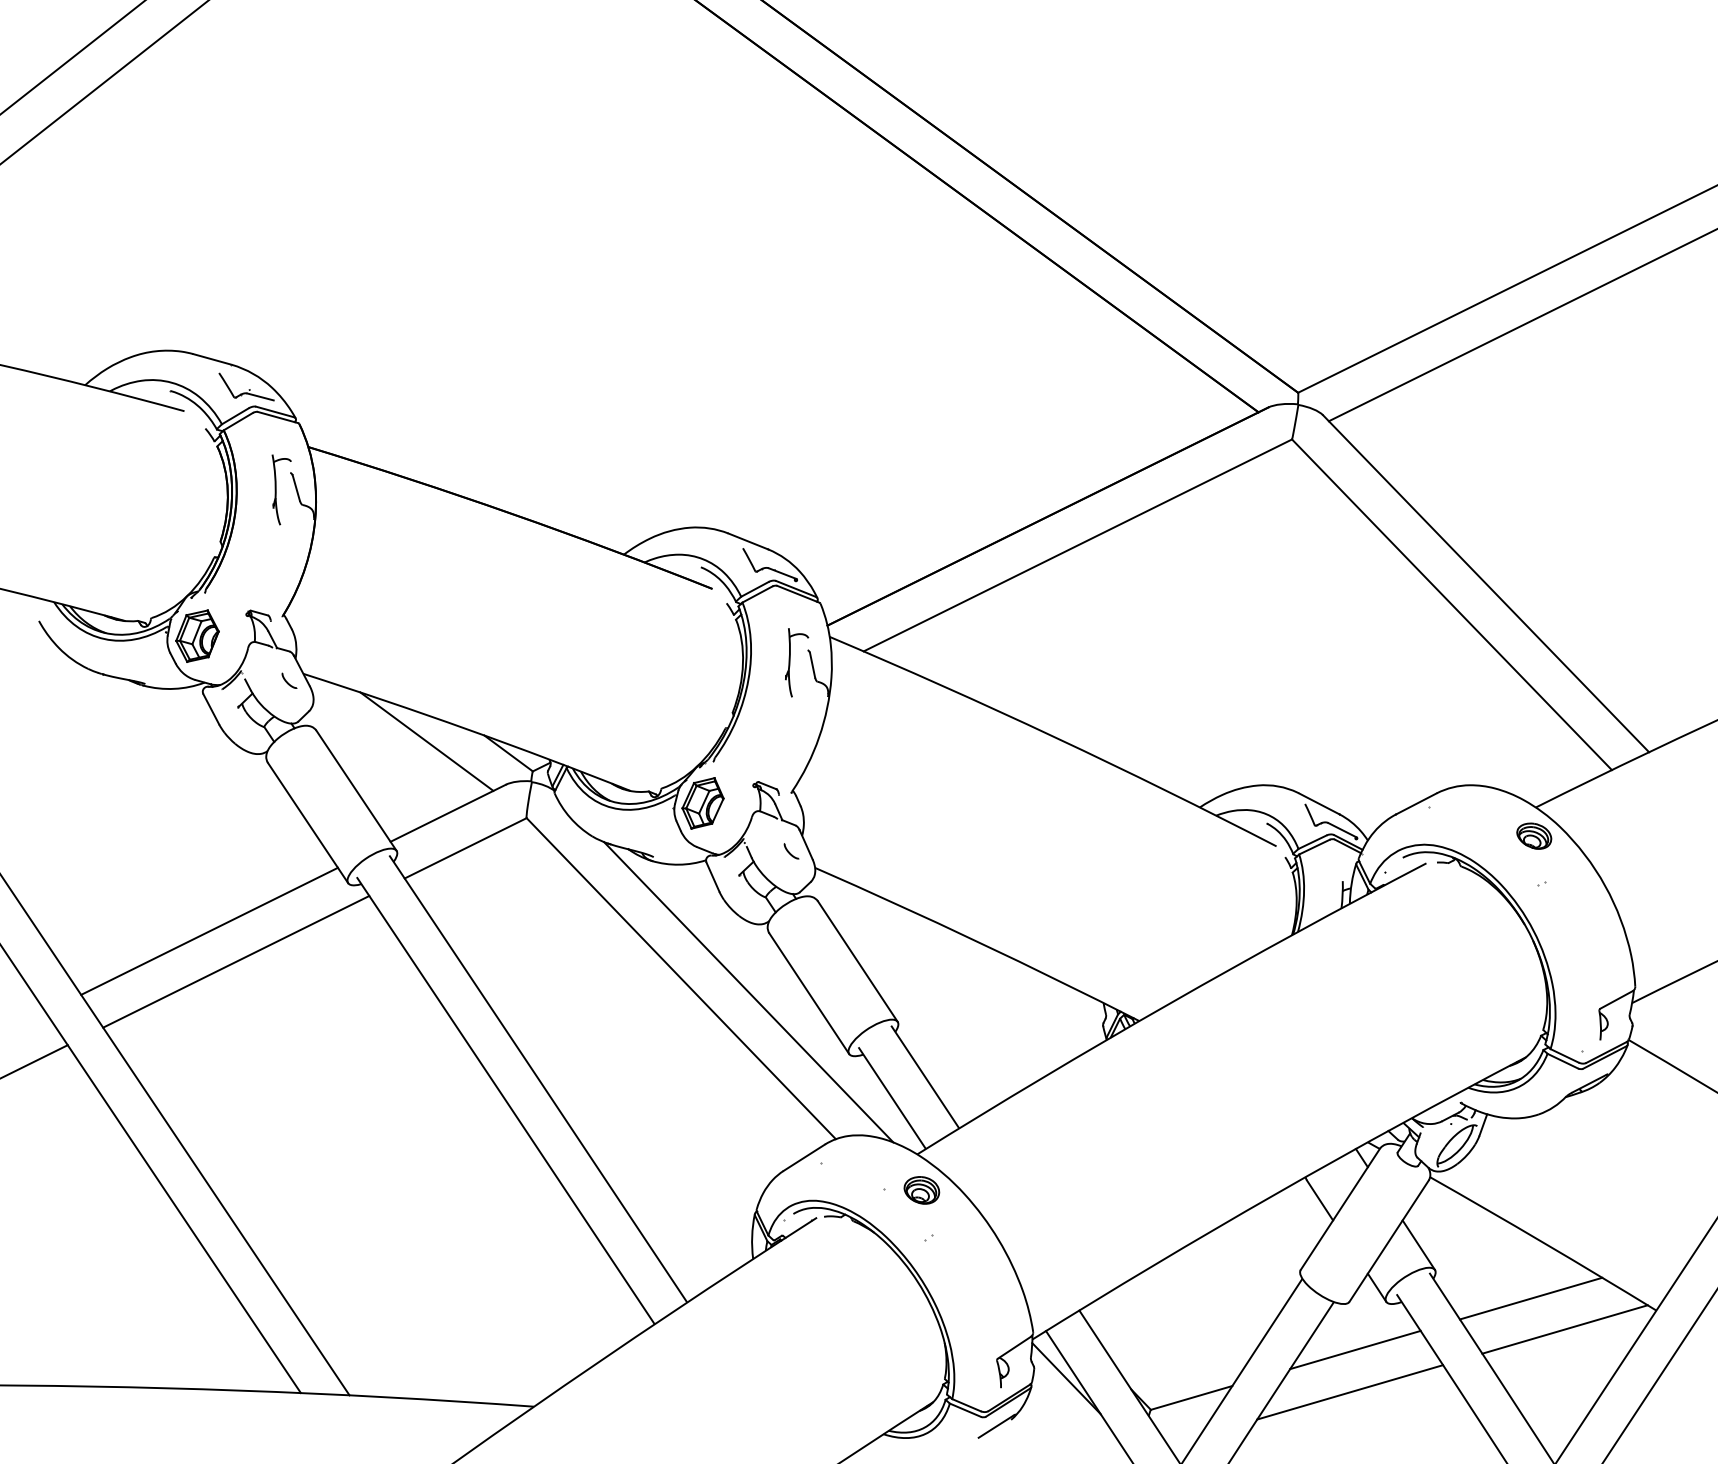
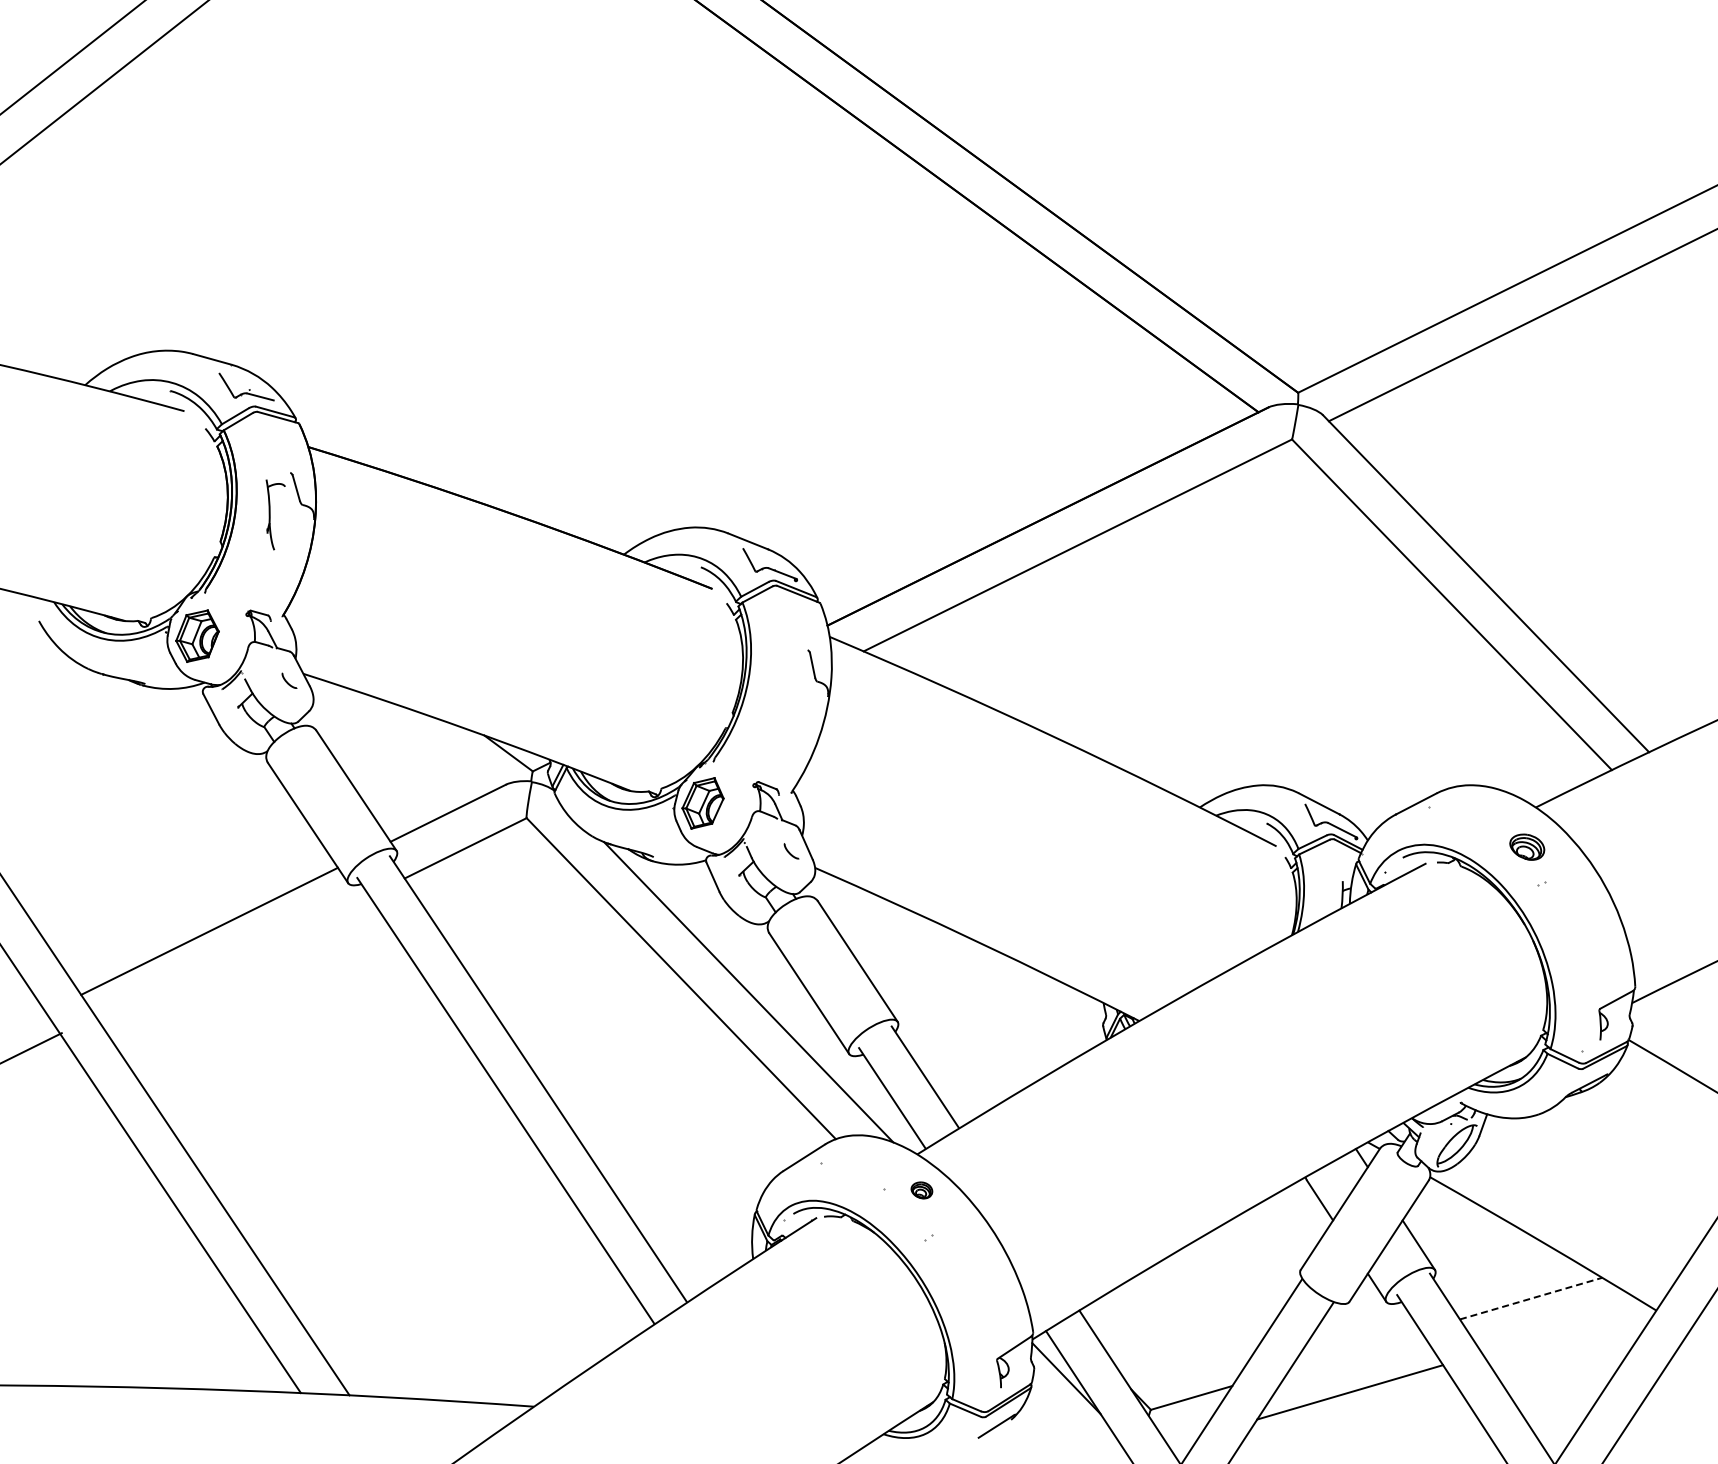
part position: (281, 489) -> (275, 514) (275, 514)
part: present -> none (790, 662)
line: present -> none (426, 741)
part position: (1534, 835) -> (1527, 846) (1527, 846)
line: present -> none (236, 961)
line position: (34, 1061) -> (31, 1047) (31, 1047)
part size: 38x29 px -> 24x19 px (921, 1190)
line: solid -> dashed (1531, 1298)
line: present -> none (1564, 1329)
line: present -> none (1355, 1349)
